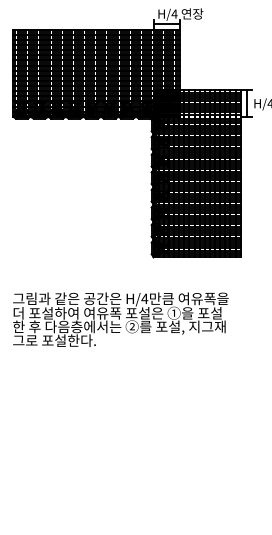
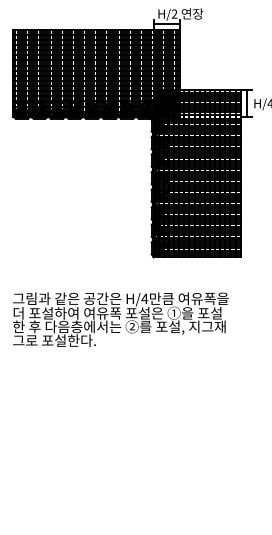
text: H/4 -> H/2 (174, 13)
